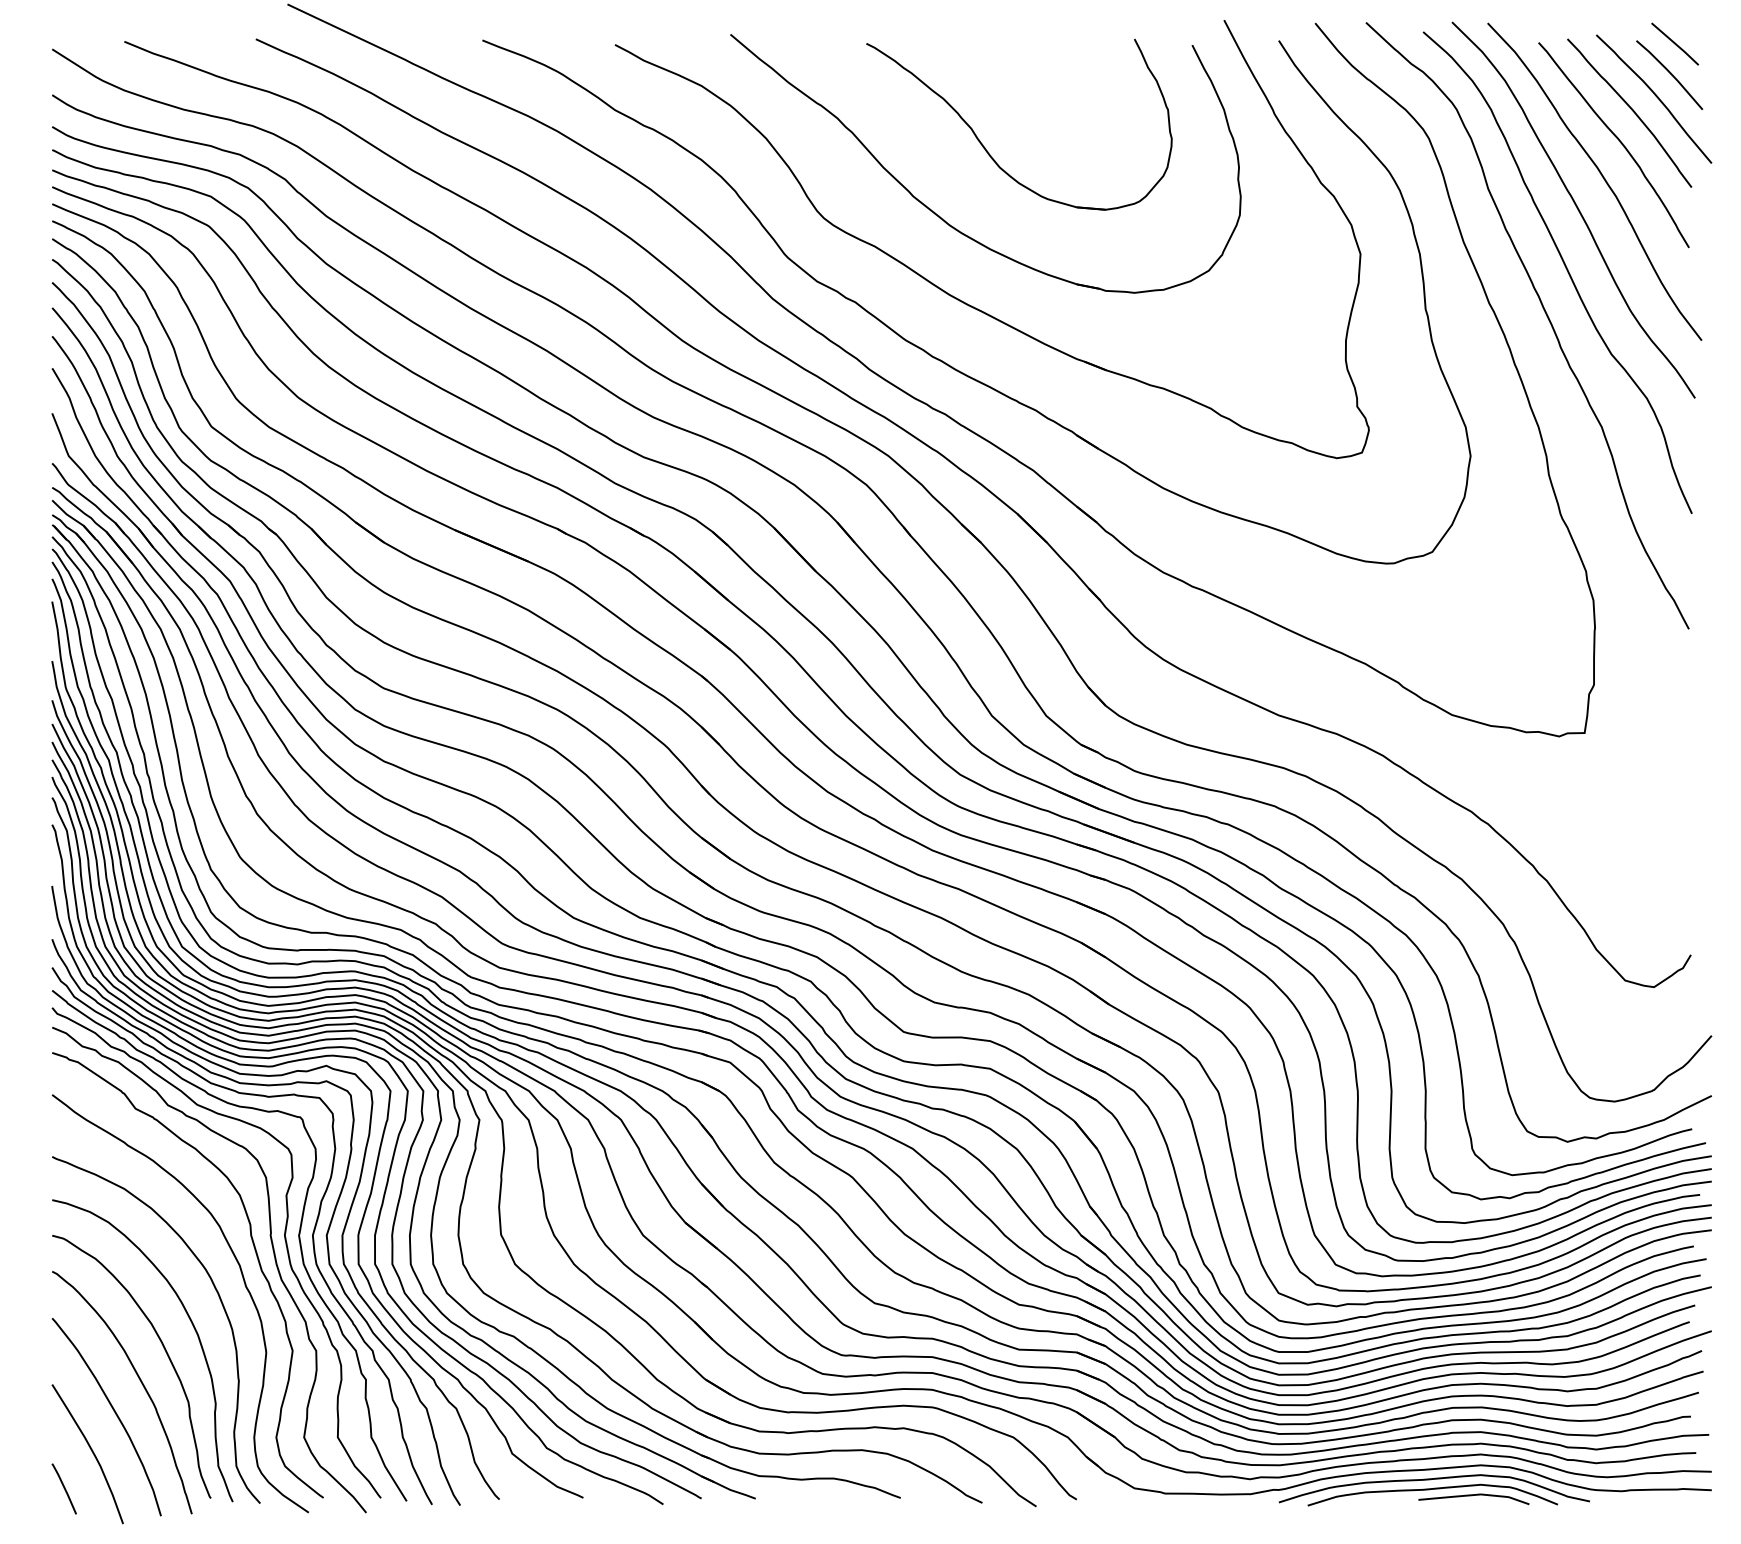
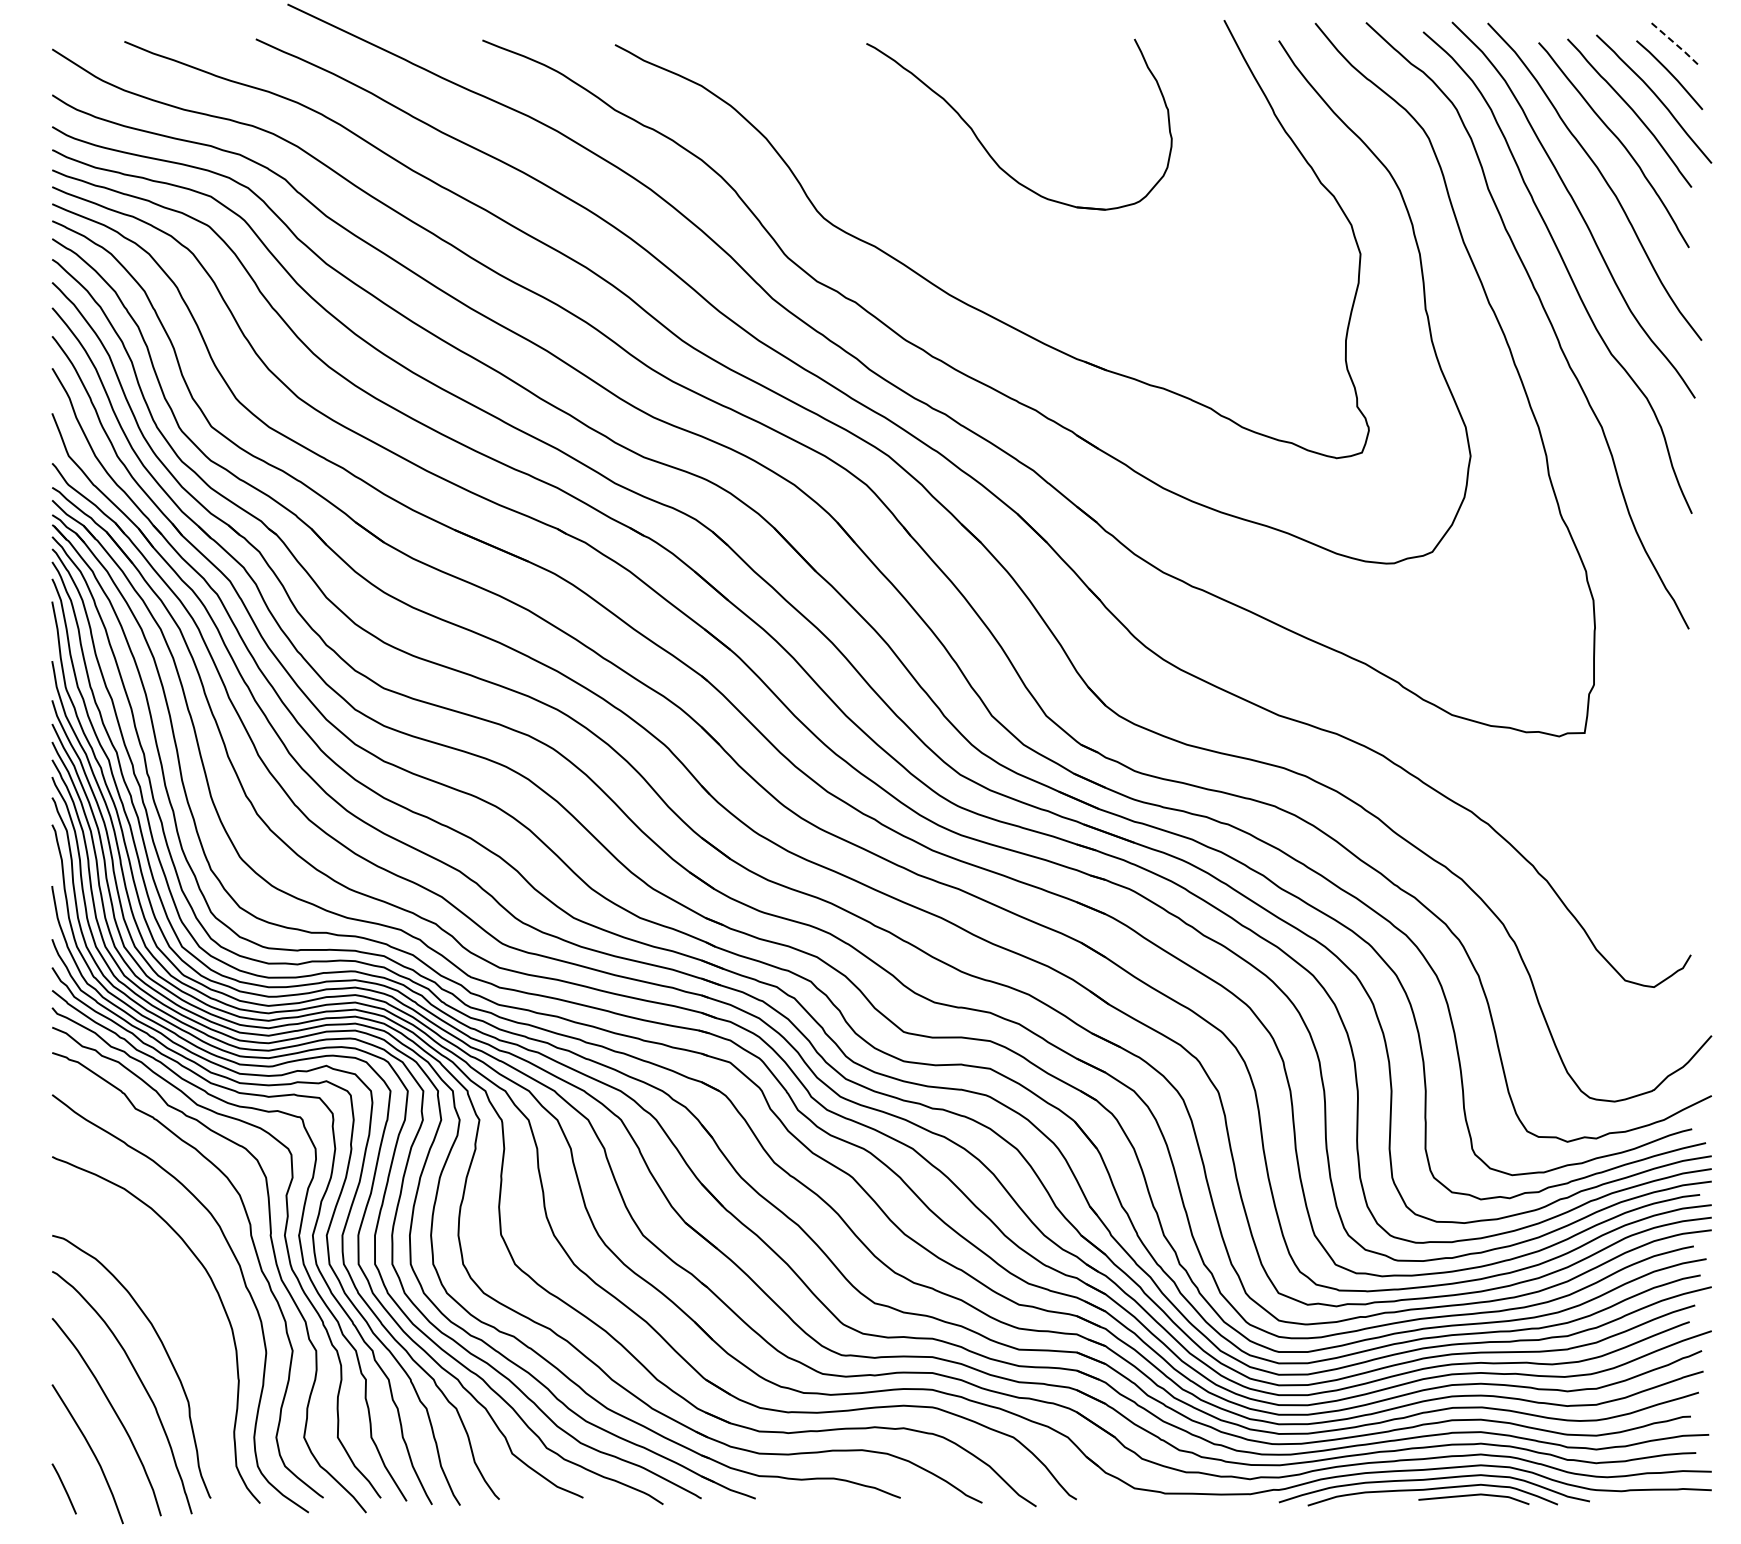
line: solid -> dashed (1676, 44)
part: present -> none (944, 219)
curve: present -> none (192, 1326)
